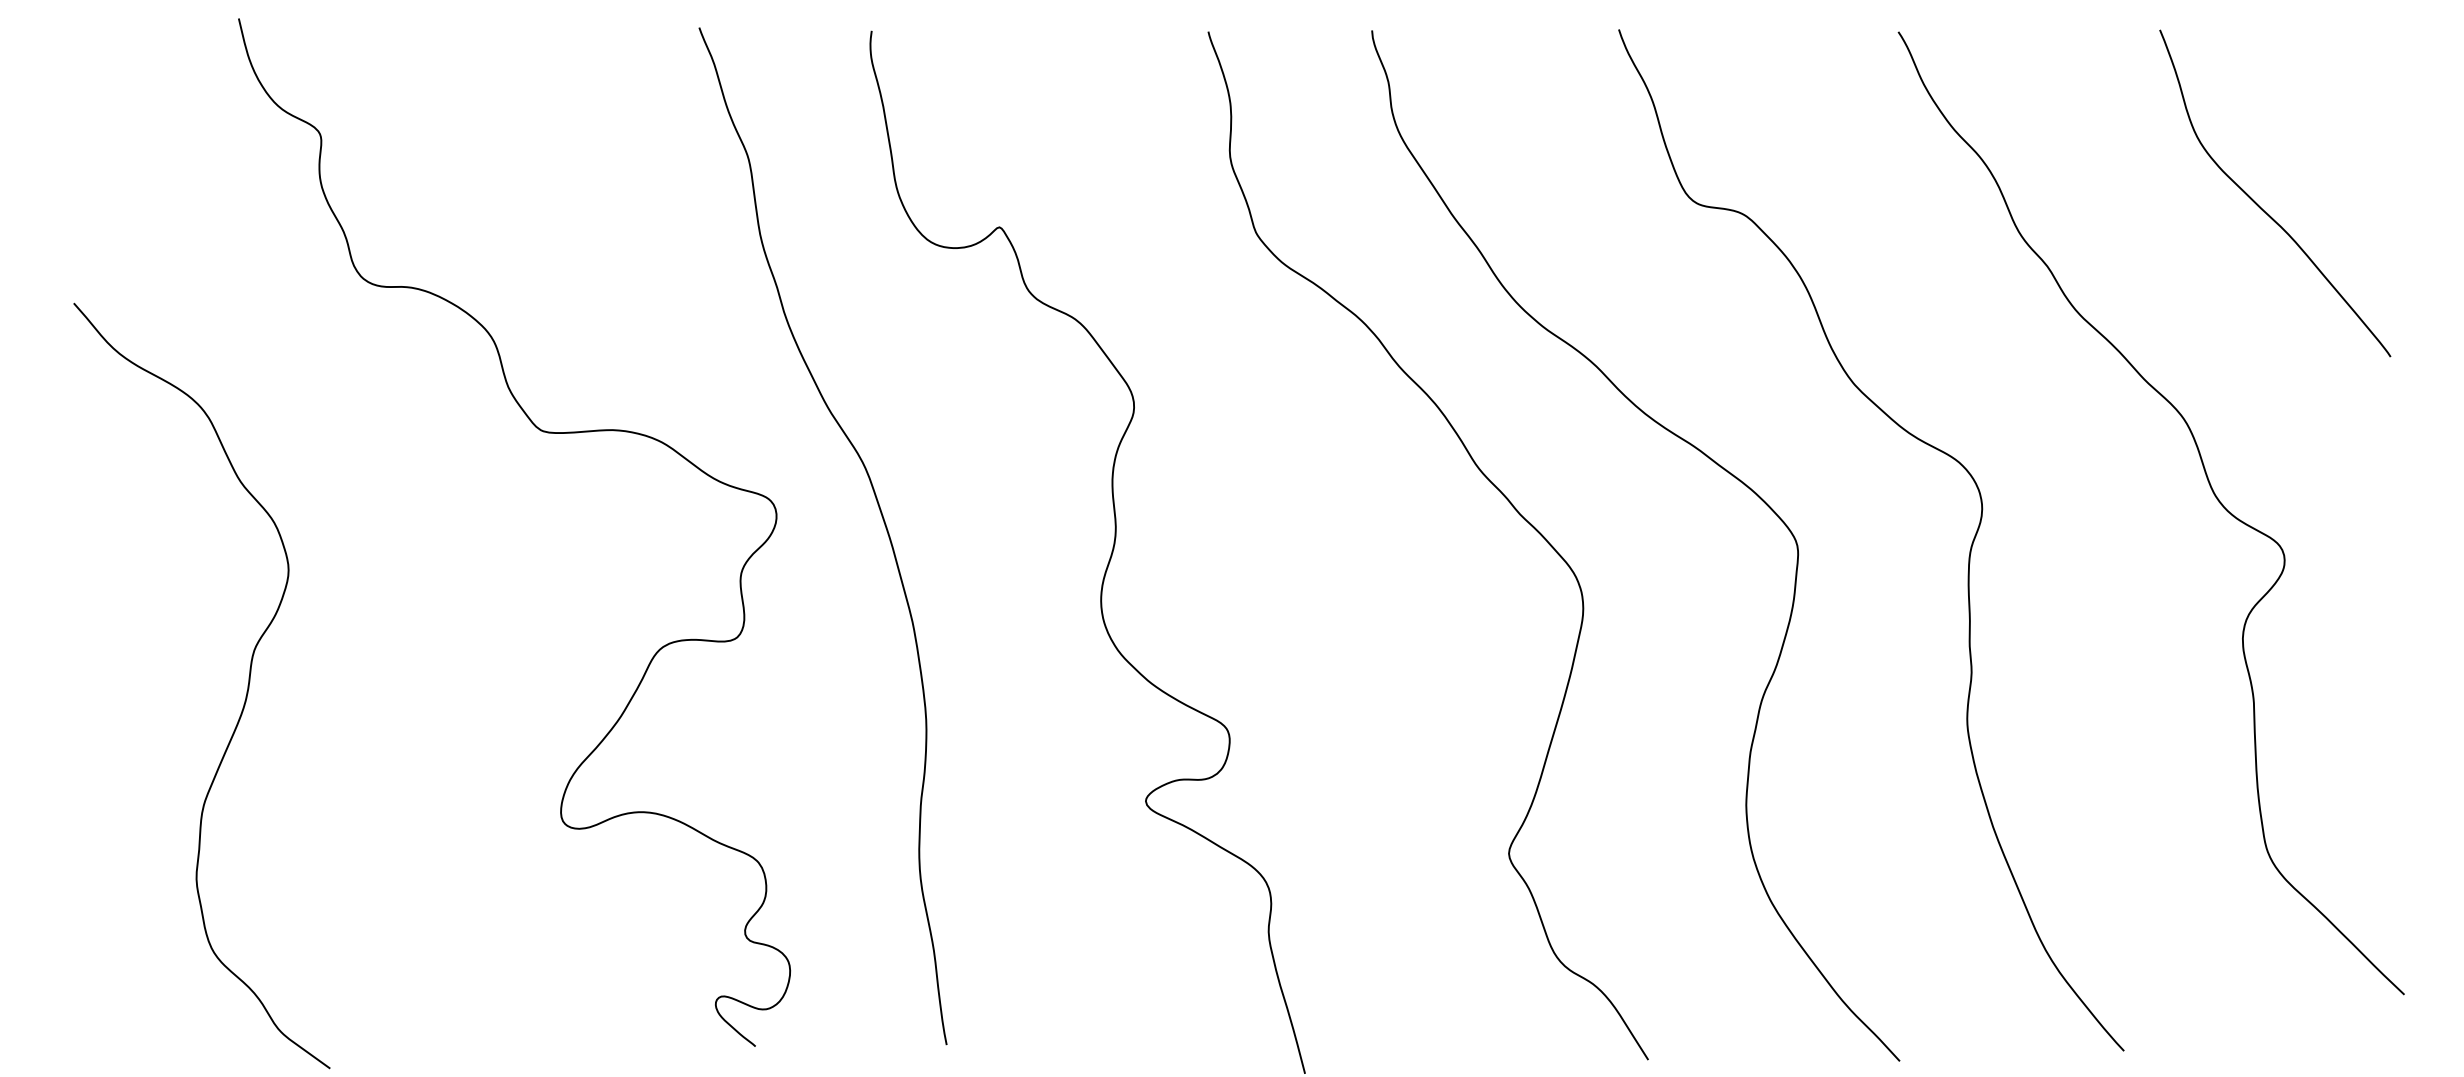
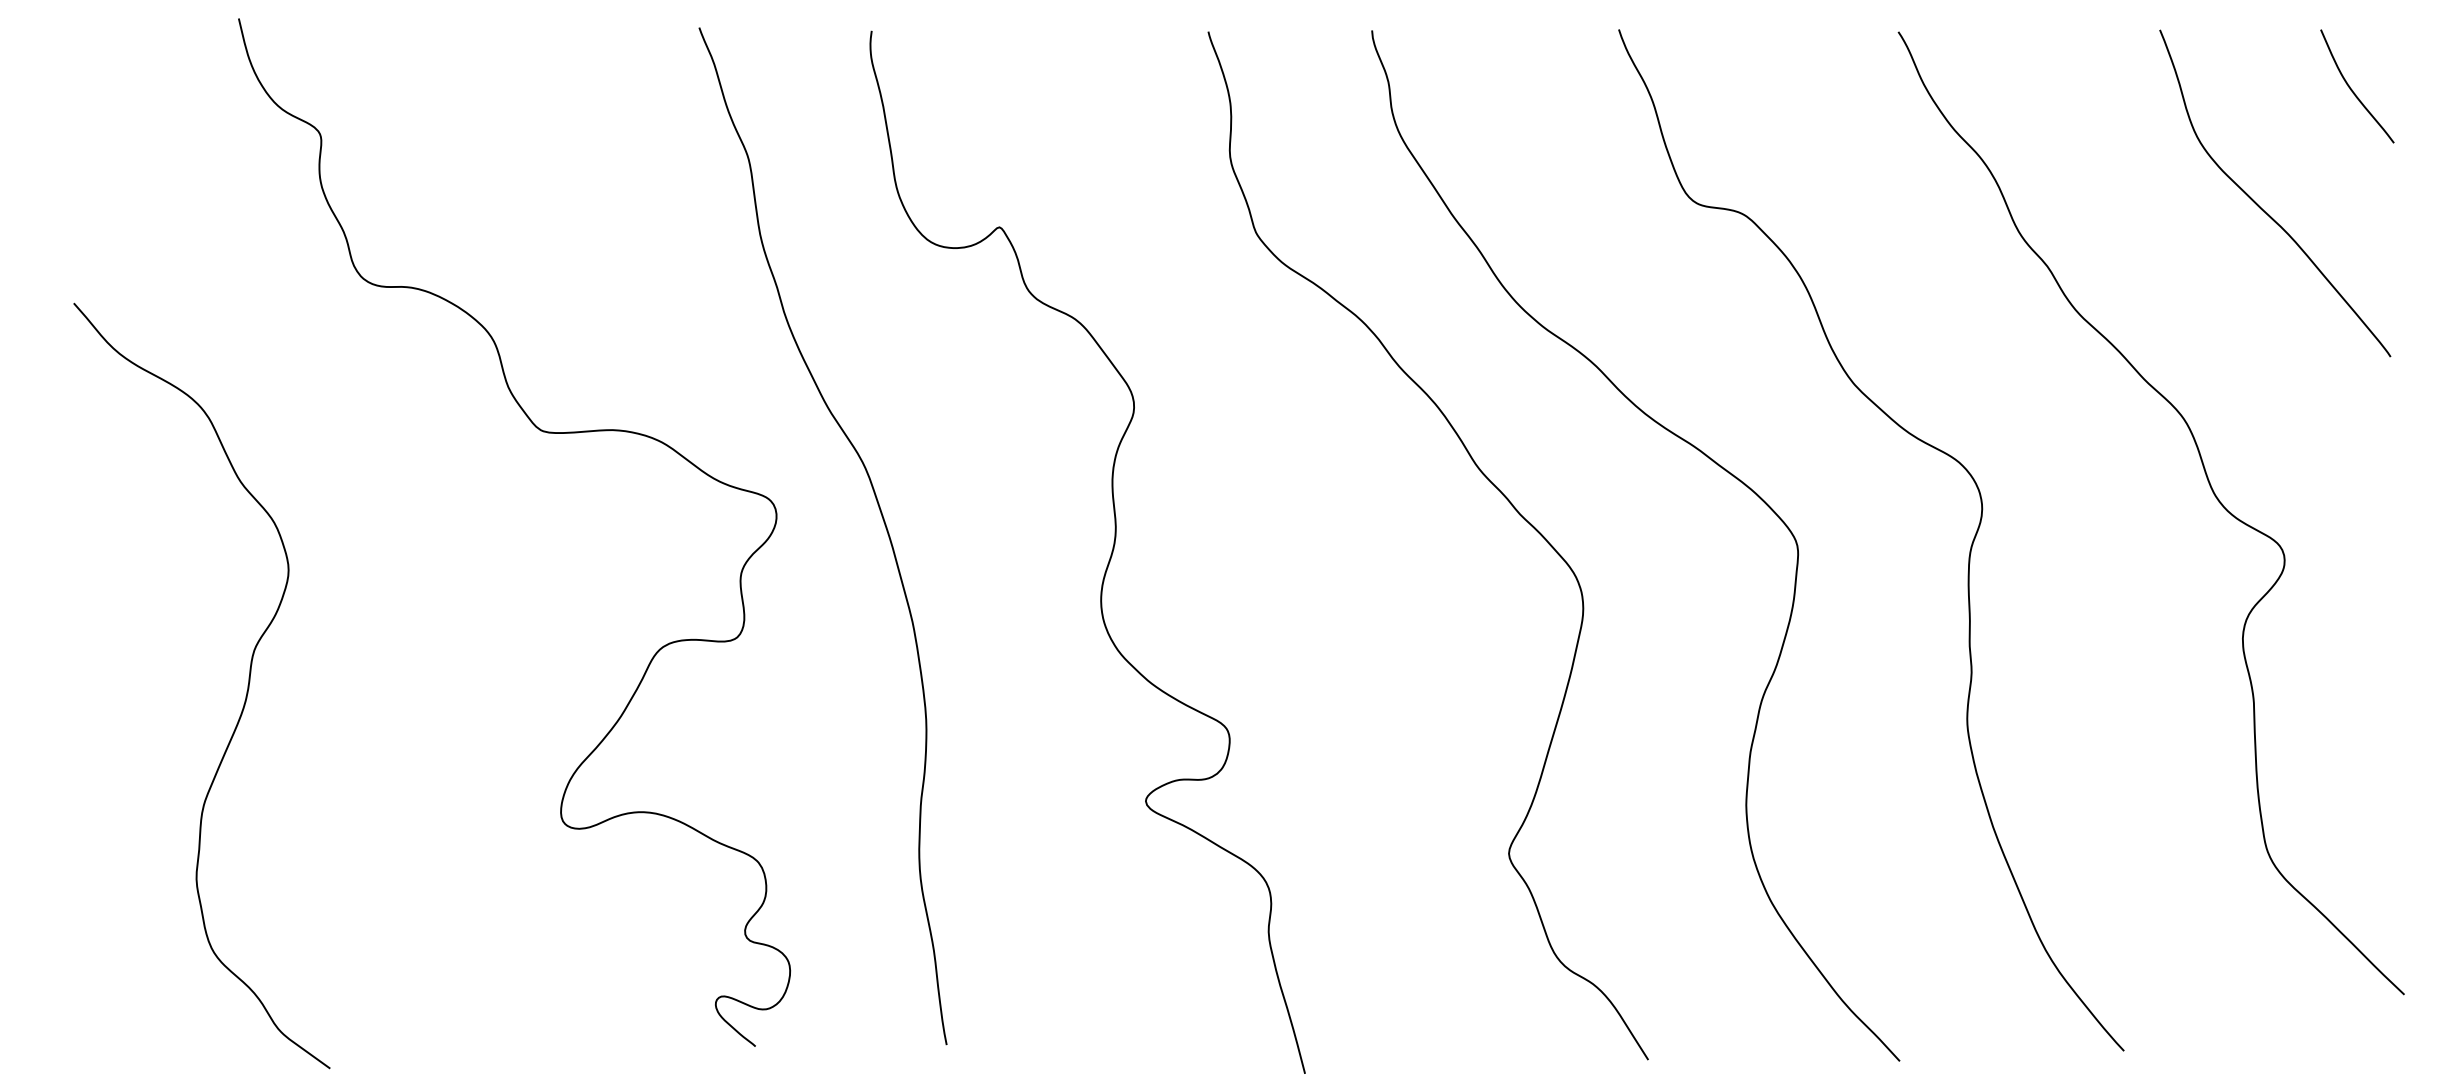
curve: none -> present (2352, 89)
